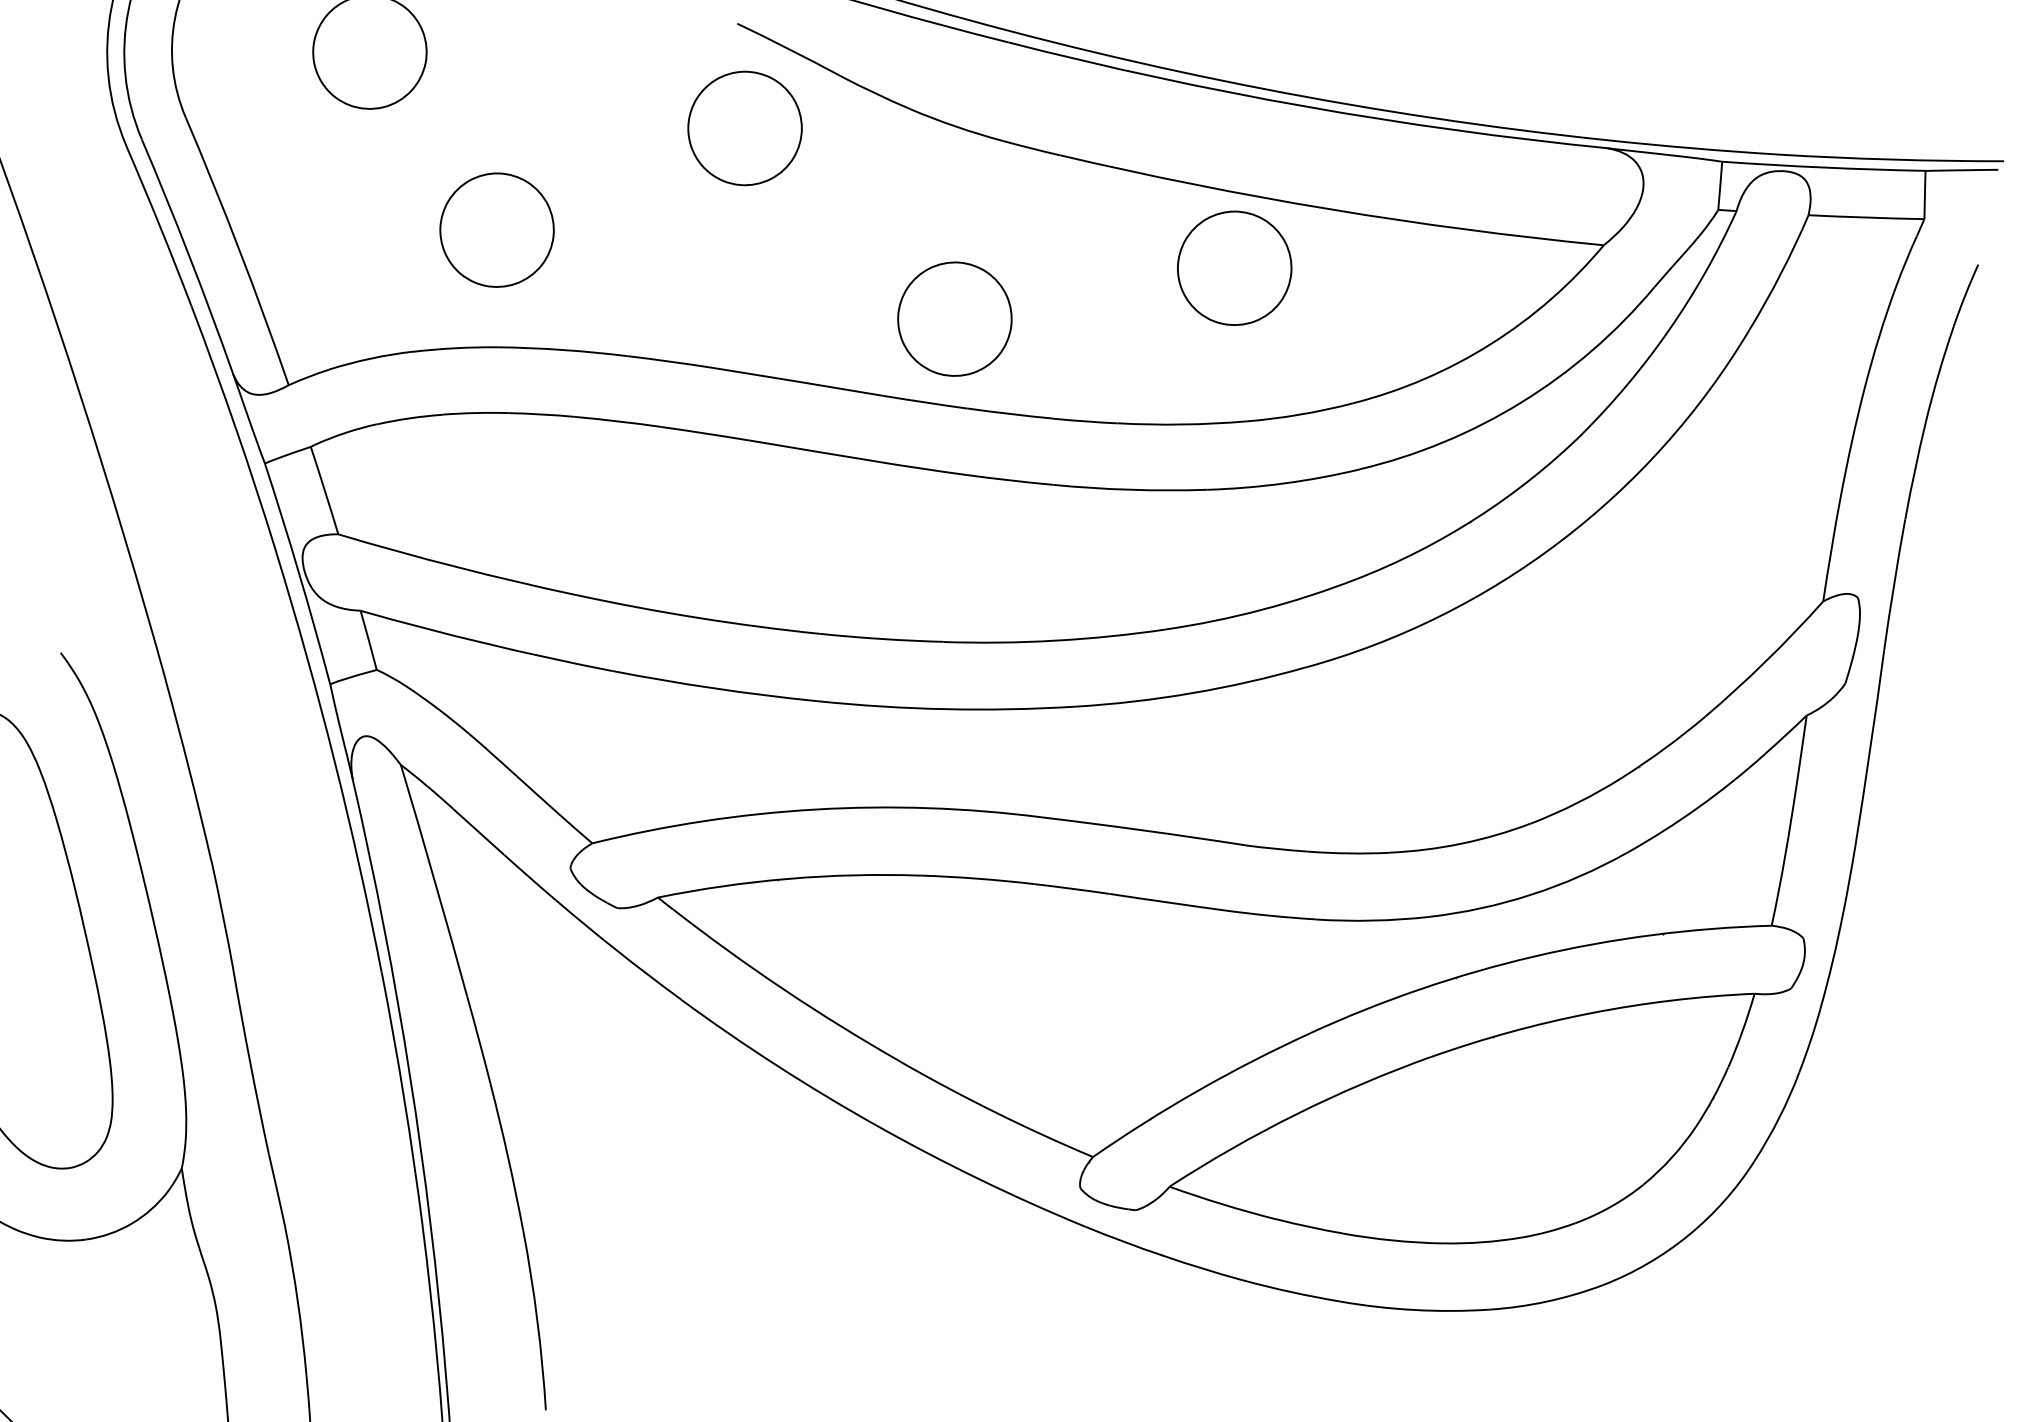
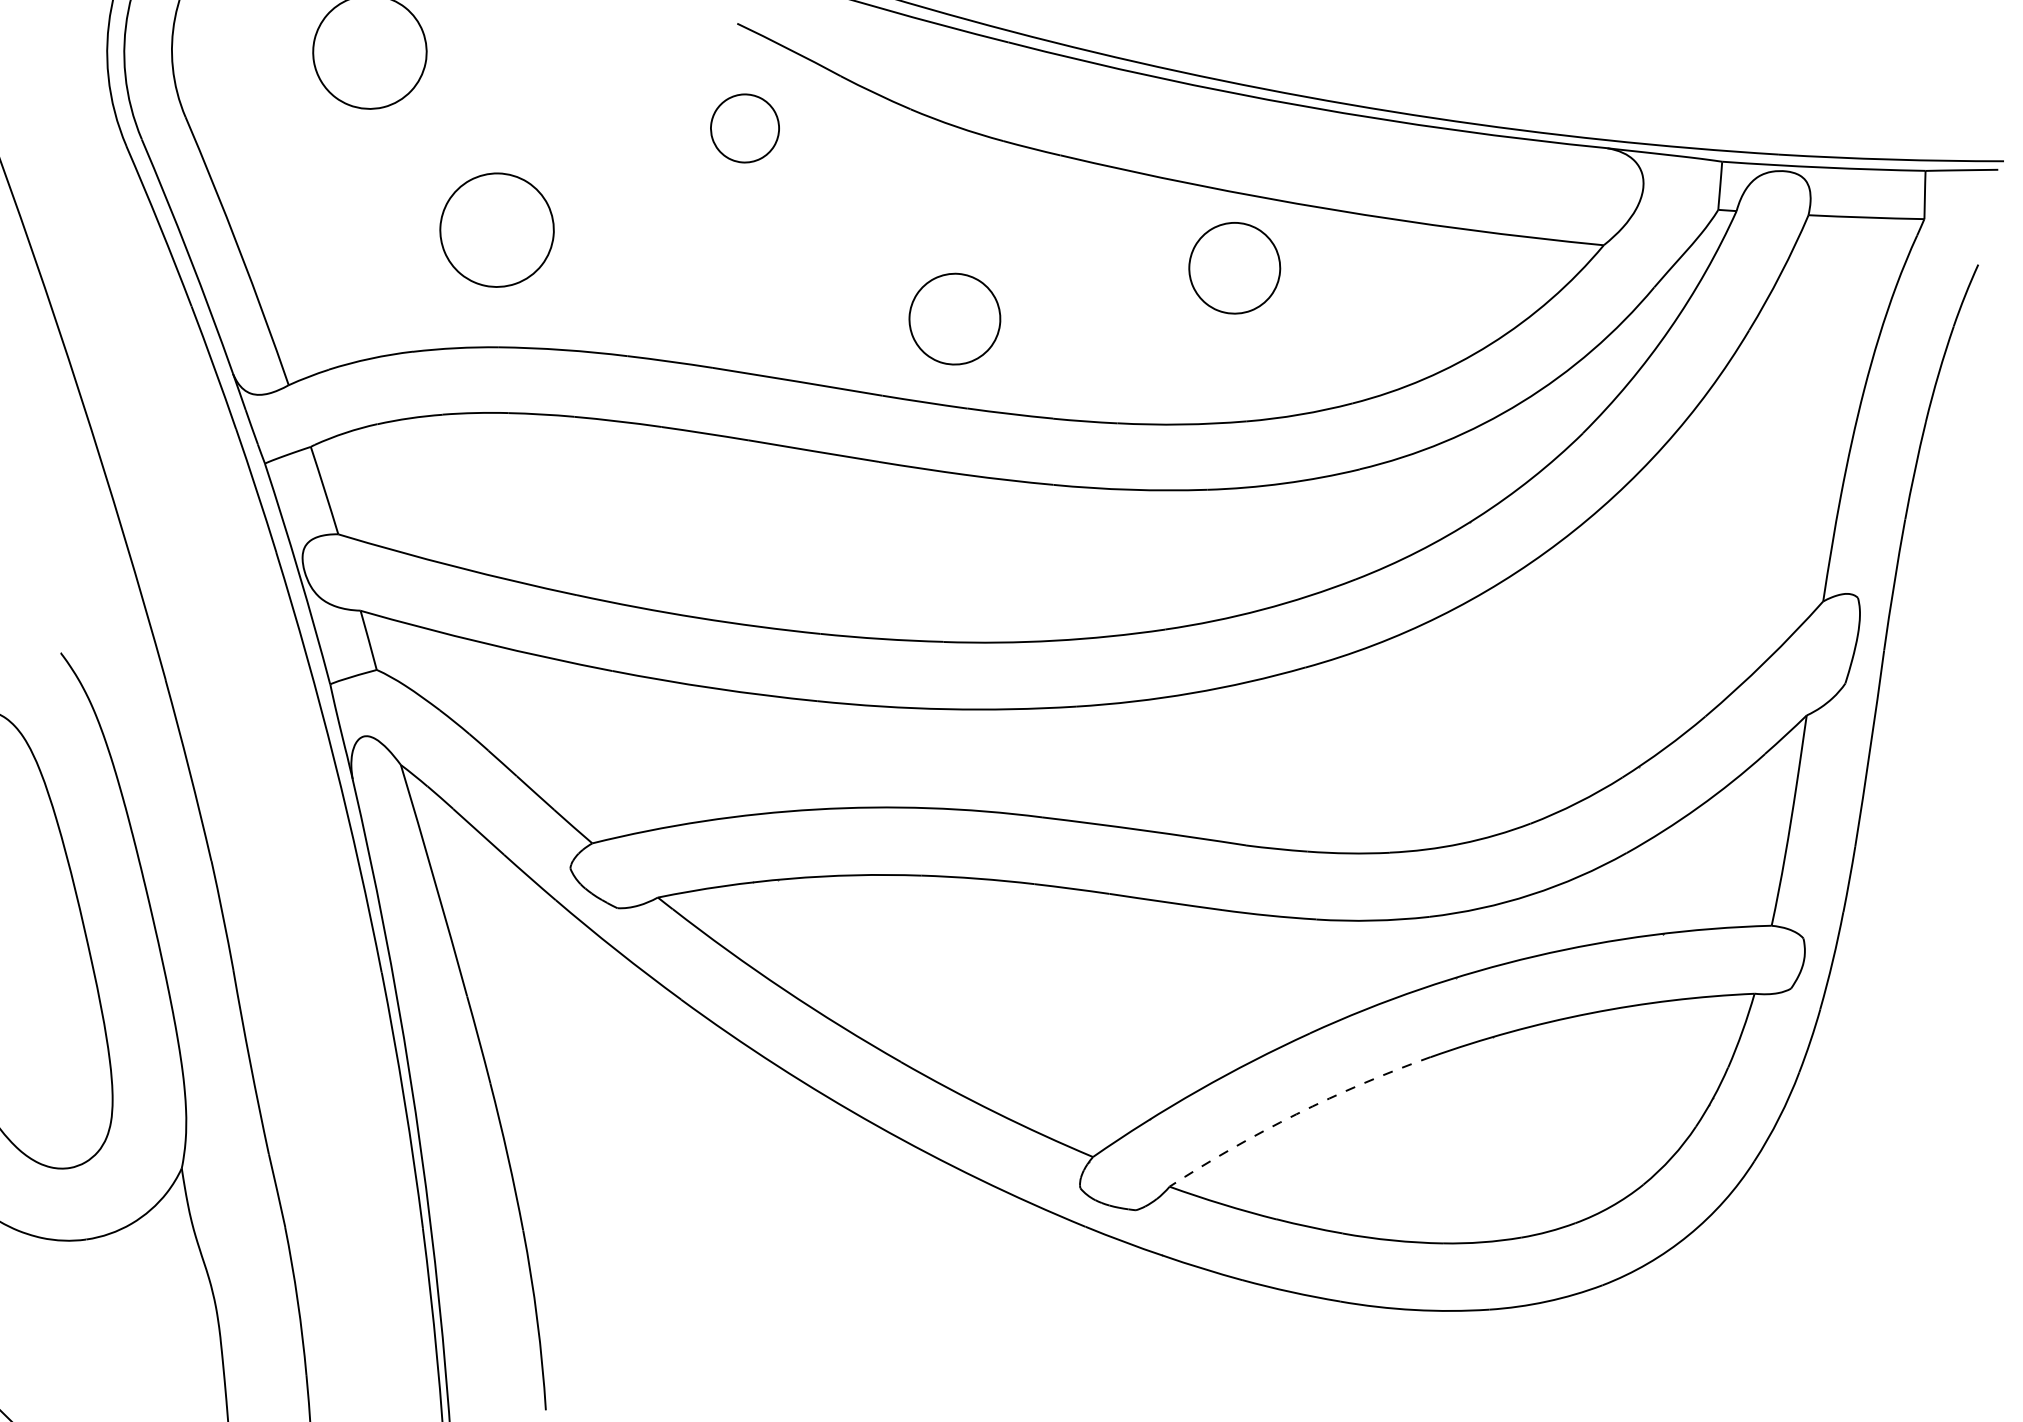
part size: 116x117 px -> 70x71 px (744, 128)
part size: 116x116 px -> 94x93 px (1234, 268)
part size: 116x116 px -> 94x94 px (954, 318)
arc: solid -> dashed (1296, 1114)
